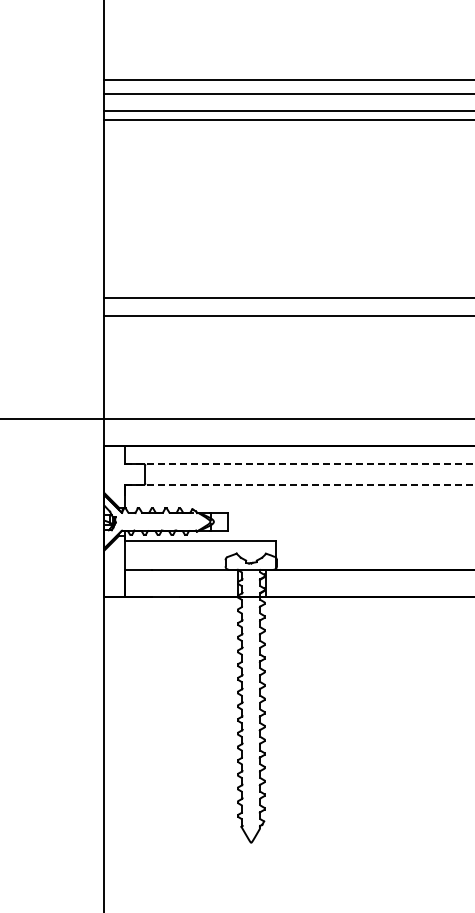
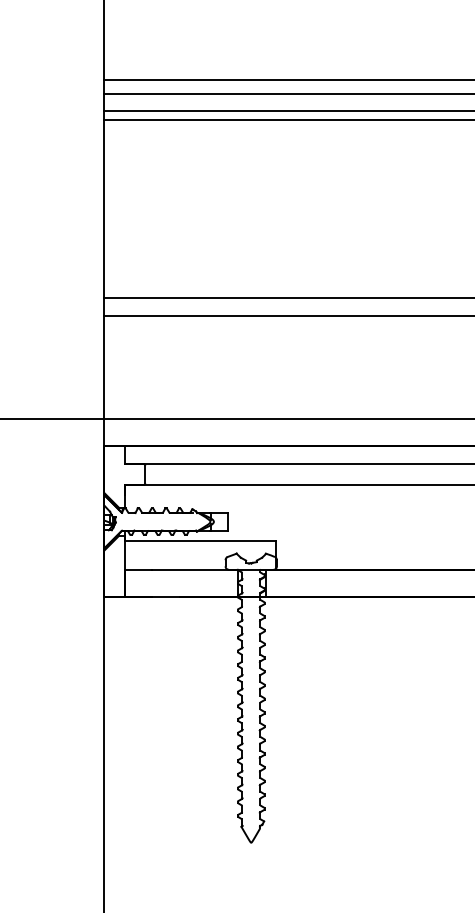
line: dashed -> solid (299, 463)
line: dashed -> solid (299, 484)
